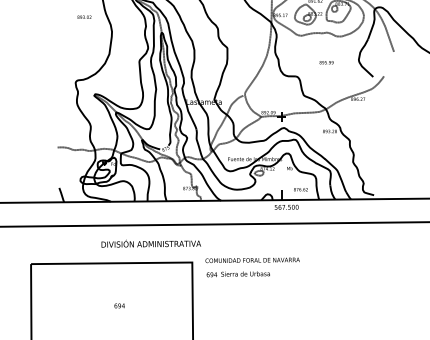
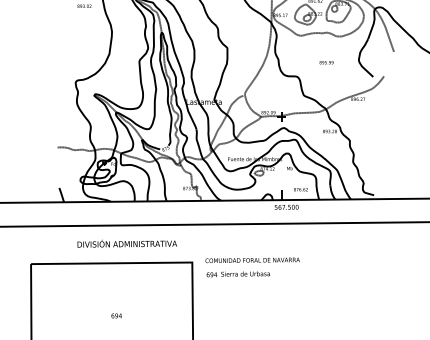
text position: (84, 16) -> (84, 5) (84, 5)
text position: (150, 243) -> (126, 243) (126, 243)
text position: (119, 305) -> (116, 315) (116, 315)
